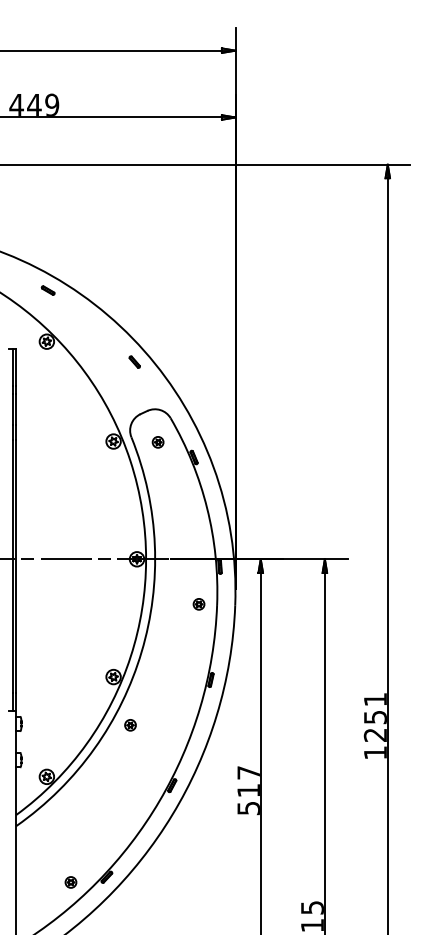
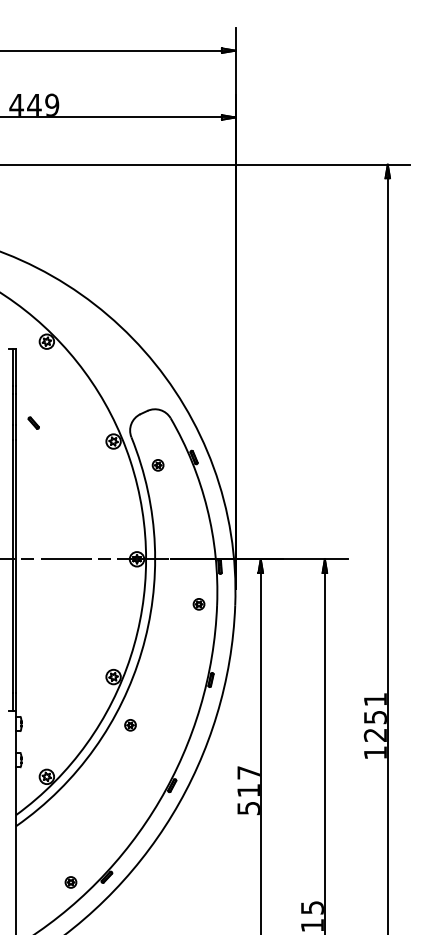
part: present -> none (47, 290)
part position: (134, 361) -> (33, 422) (33, 422)
part position: (157, 442) -> (157, 465) (157, 465)
